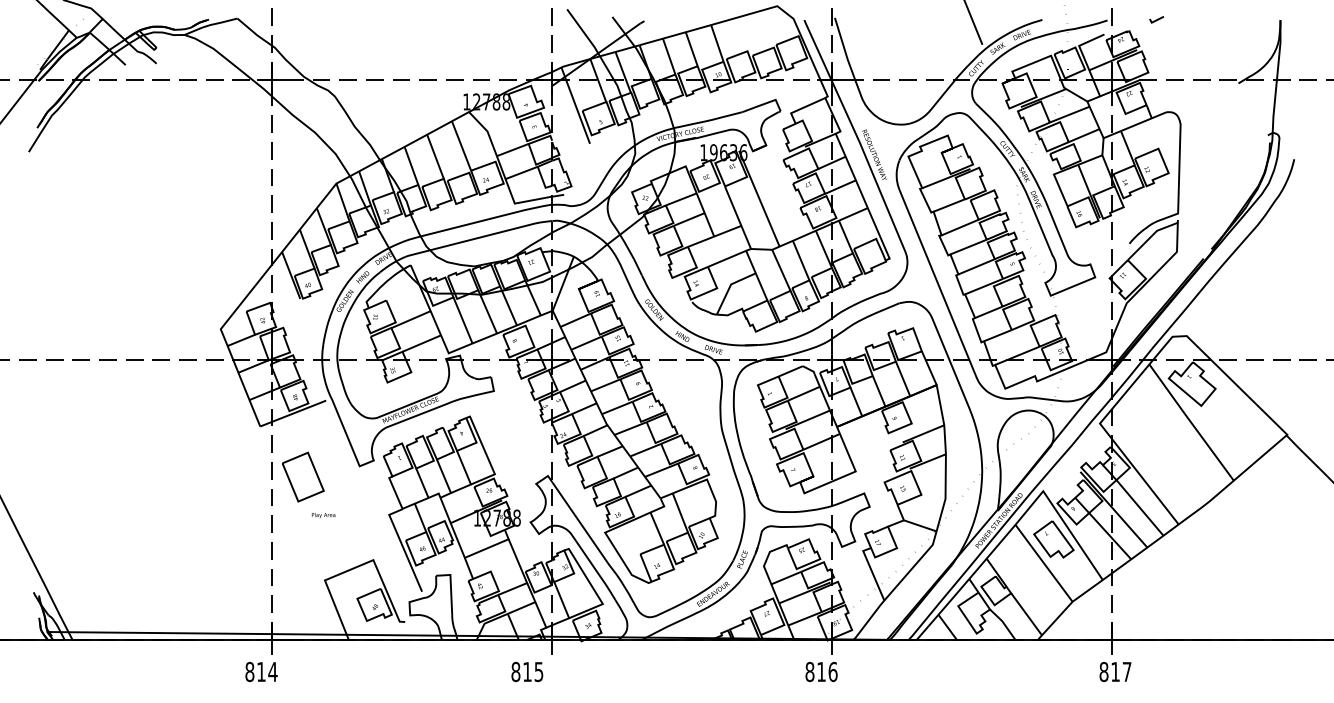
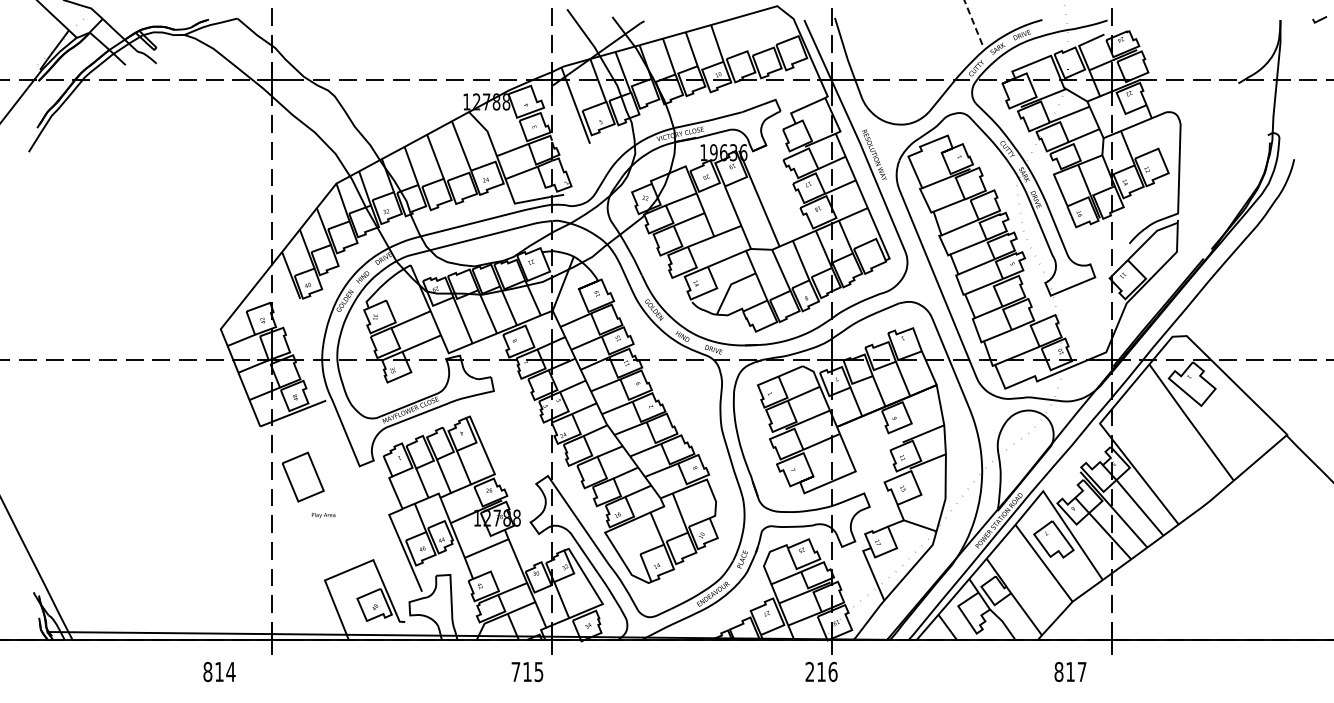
line position: (1156, 19) -> (1319, 19) (1319, 19)
line: solid -> dashed (973, 22)
text position: (261, 671) -> (219, 671) (219, 671)
text: 815 -> 715 (515, 671)
text position: (1115, 671) -> (1070, 671) (1070, 671)
text: 816 -> 216 (809, 672)
